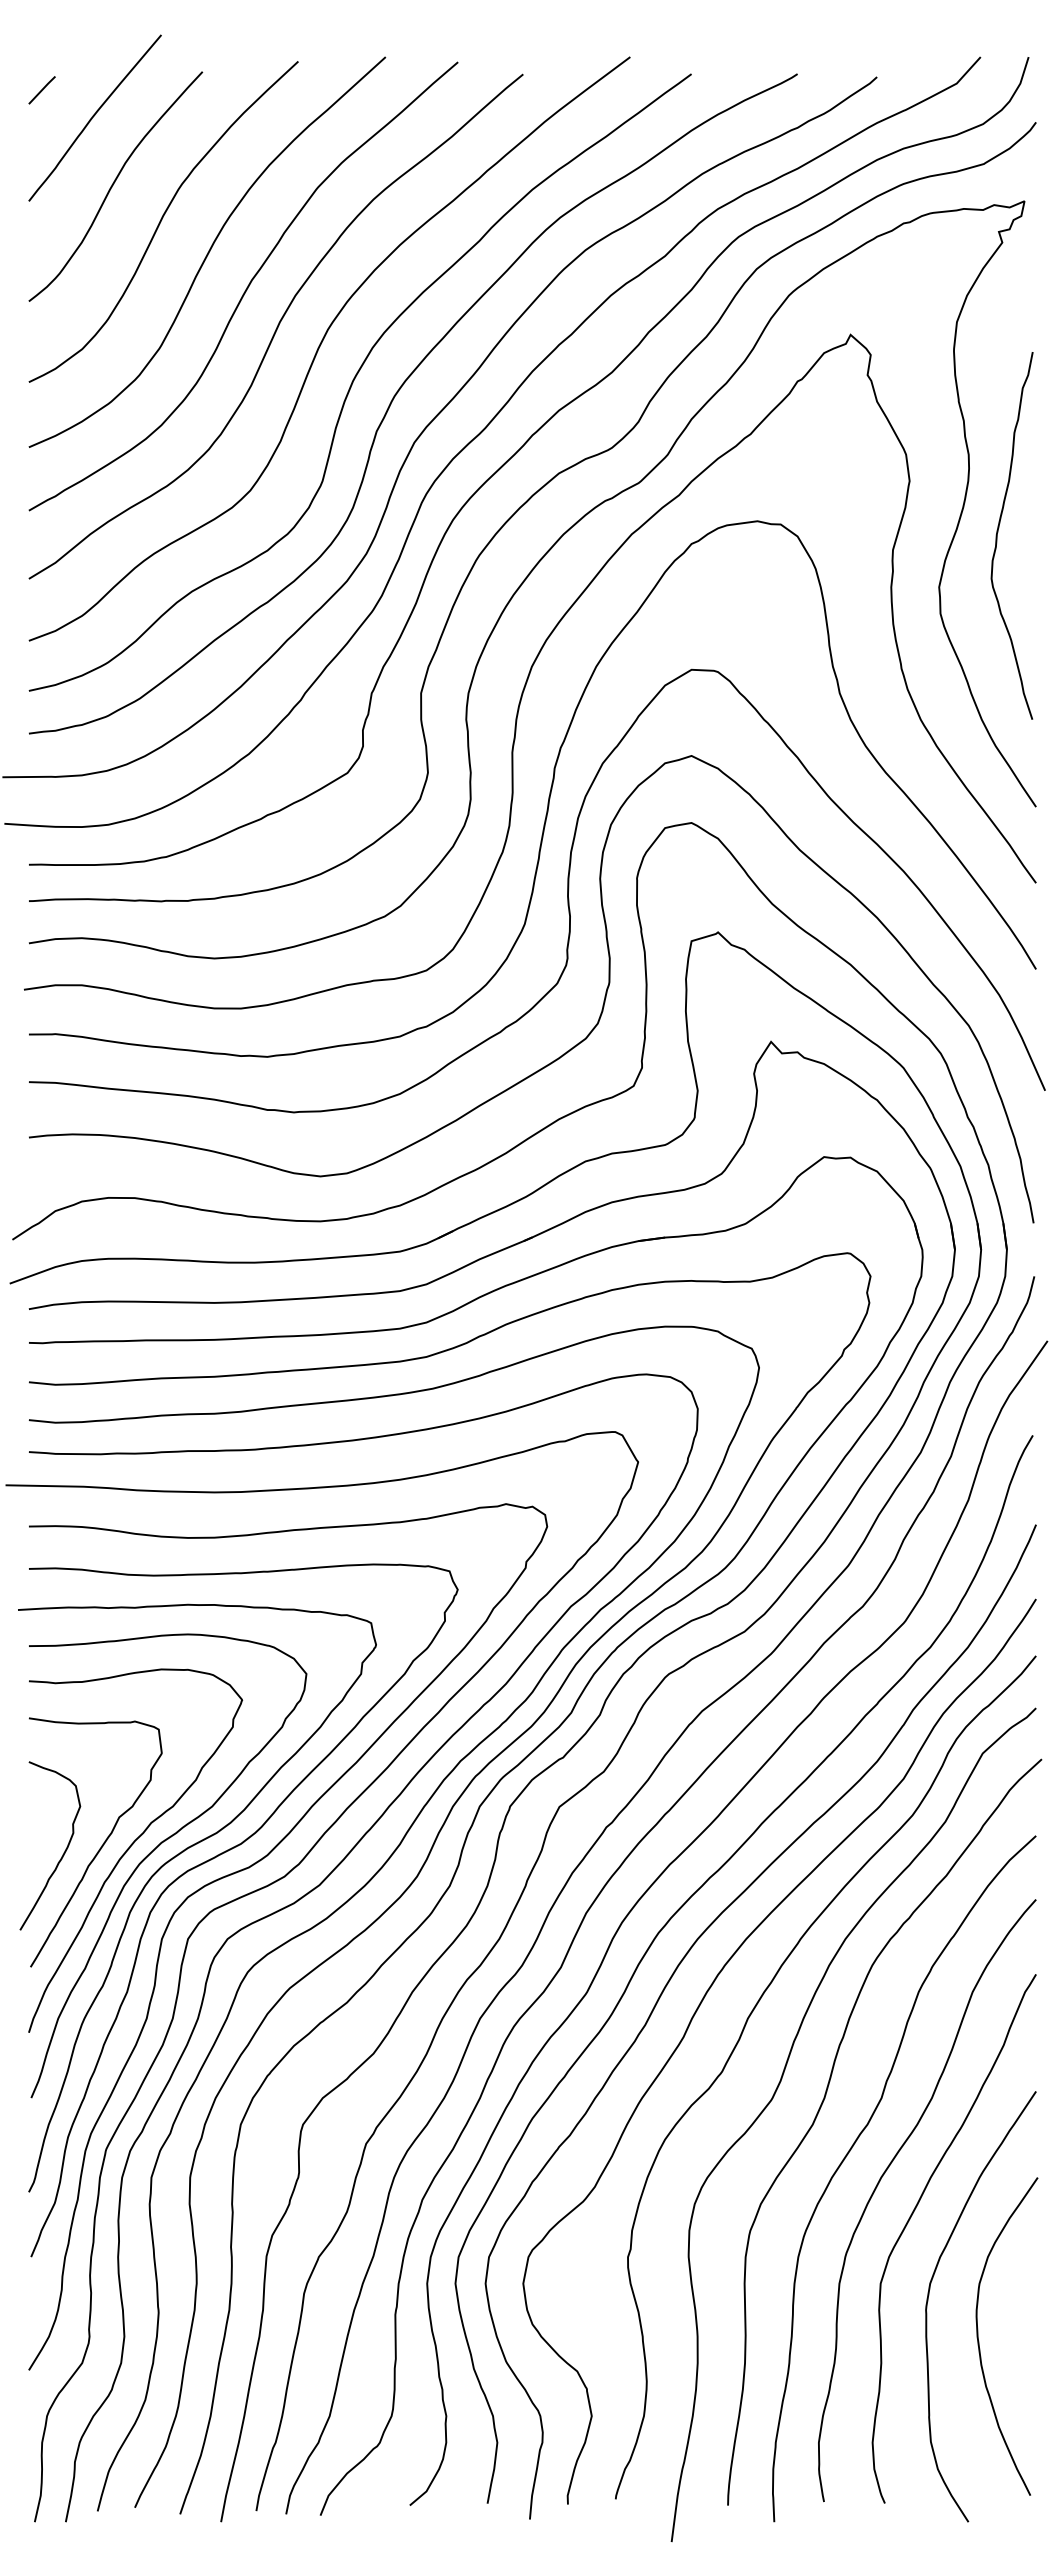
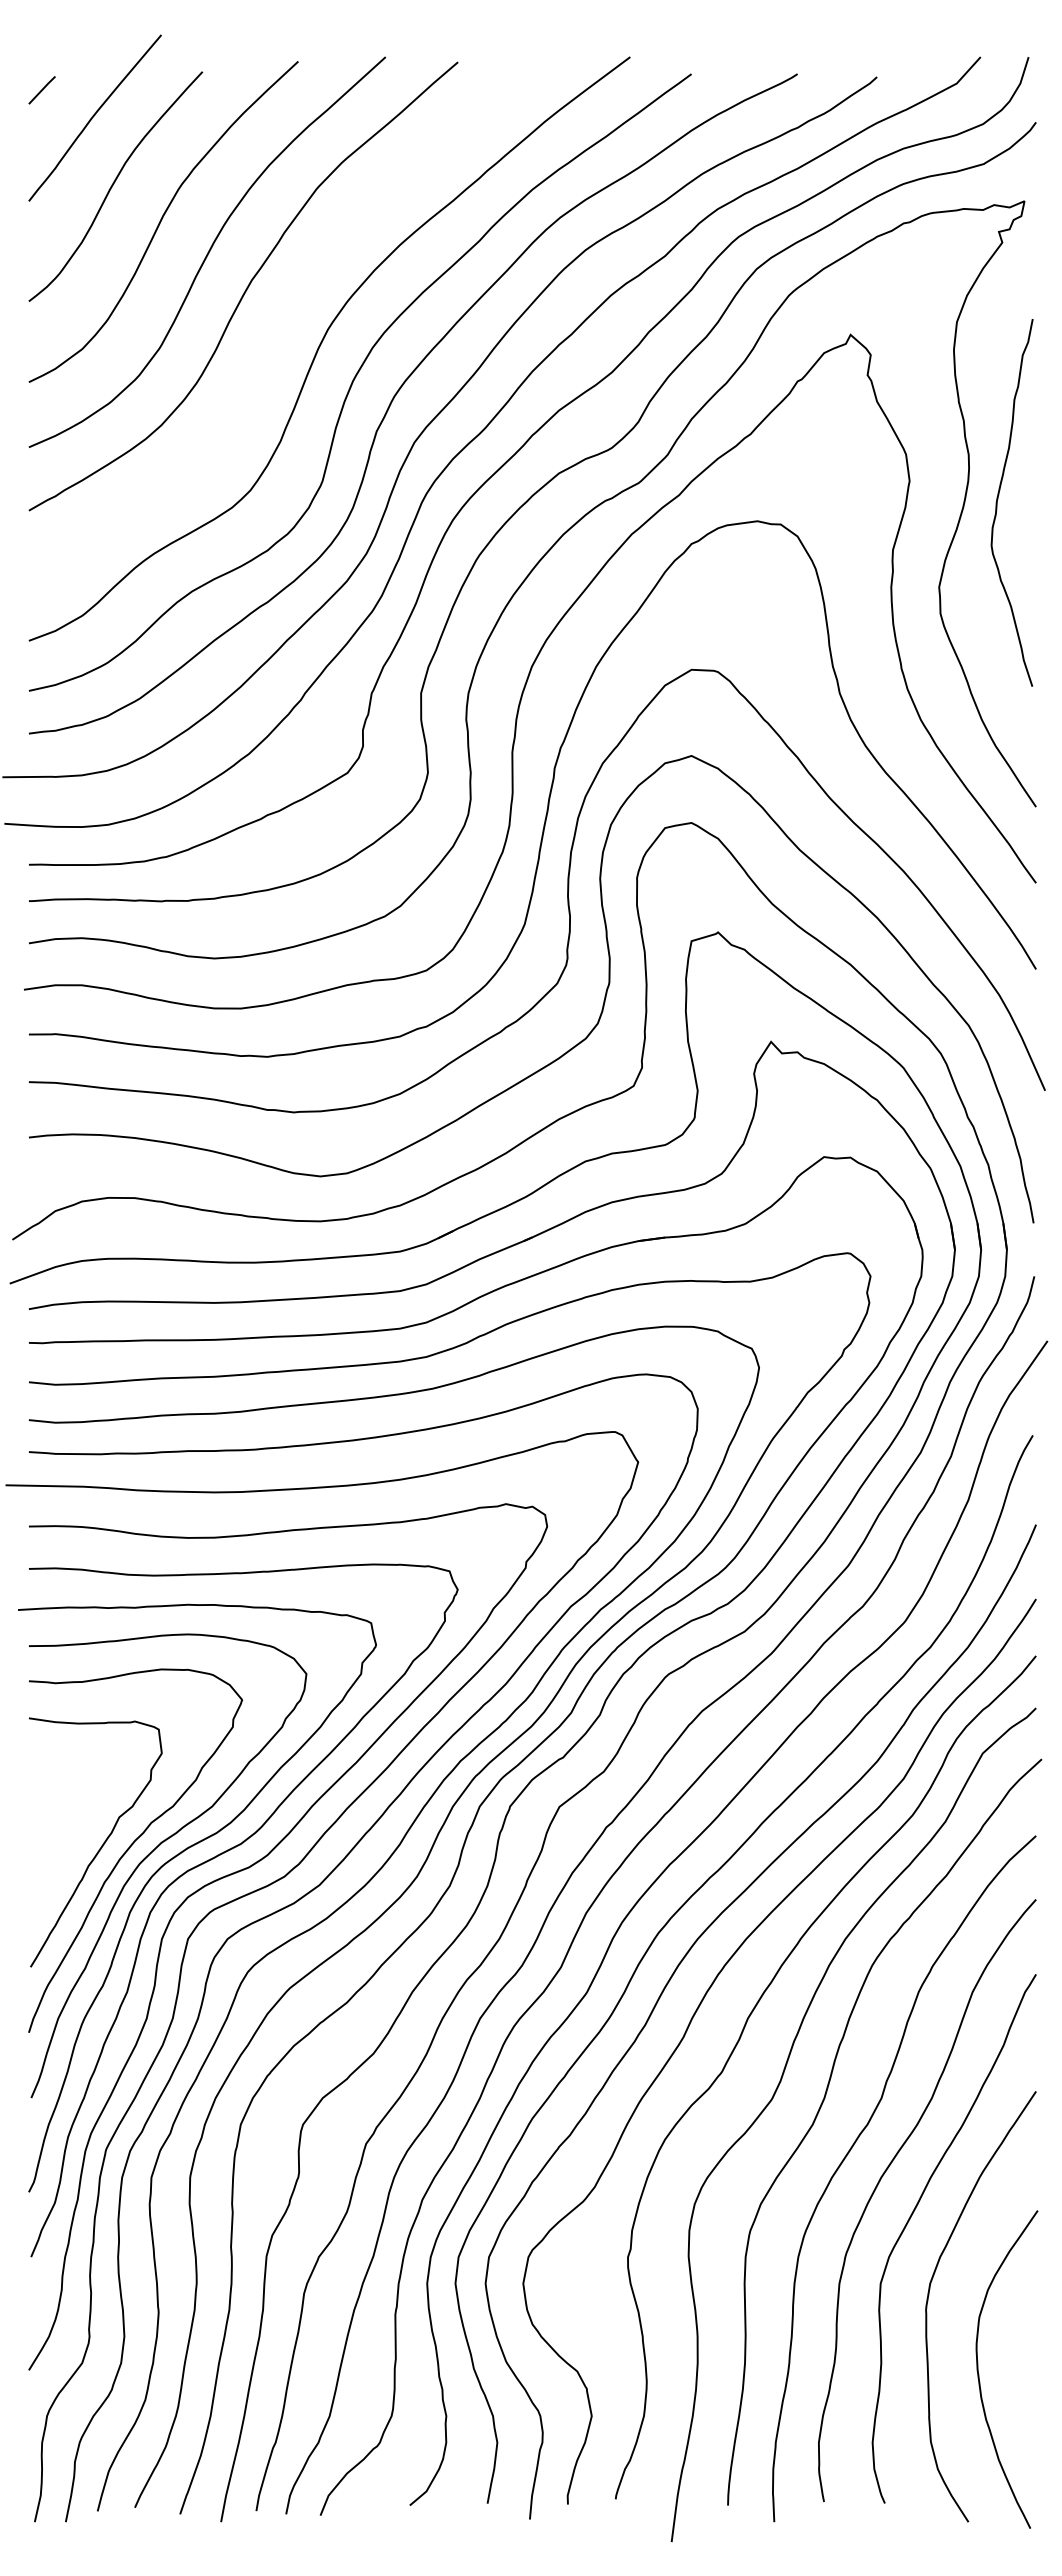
curve: present -> none (276, 327)
curve position: (998, 532) -> (998, 499) (998, 499)
curve: present -> none (63, 1852)
curve position: (979, 2341) -> (979, 2374) (979, 2374)
